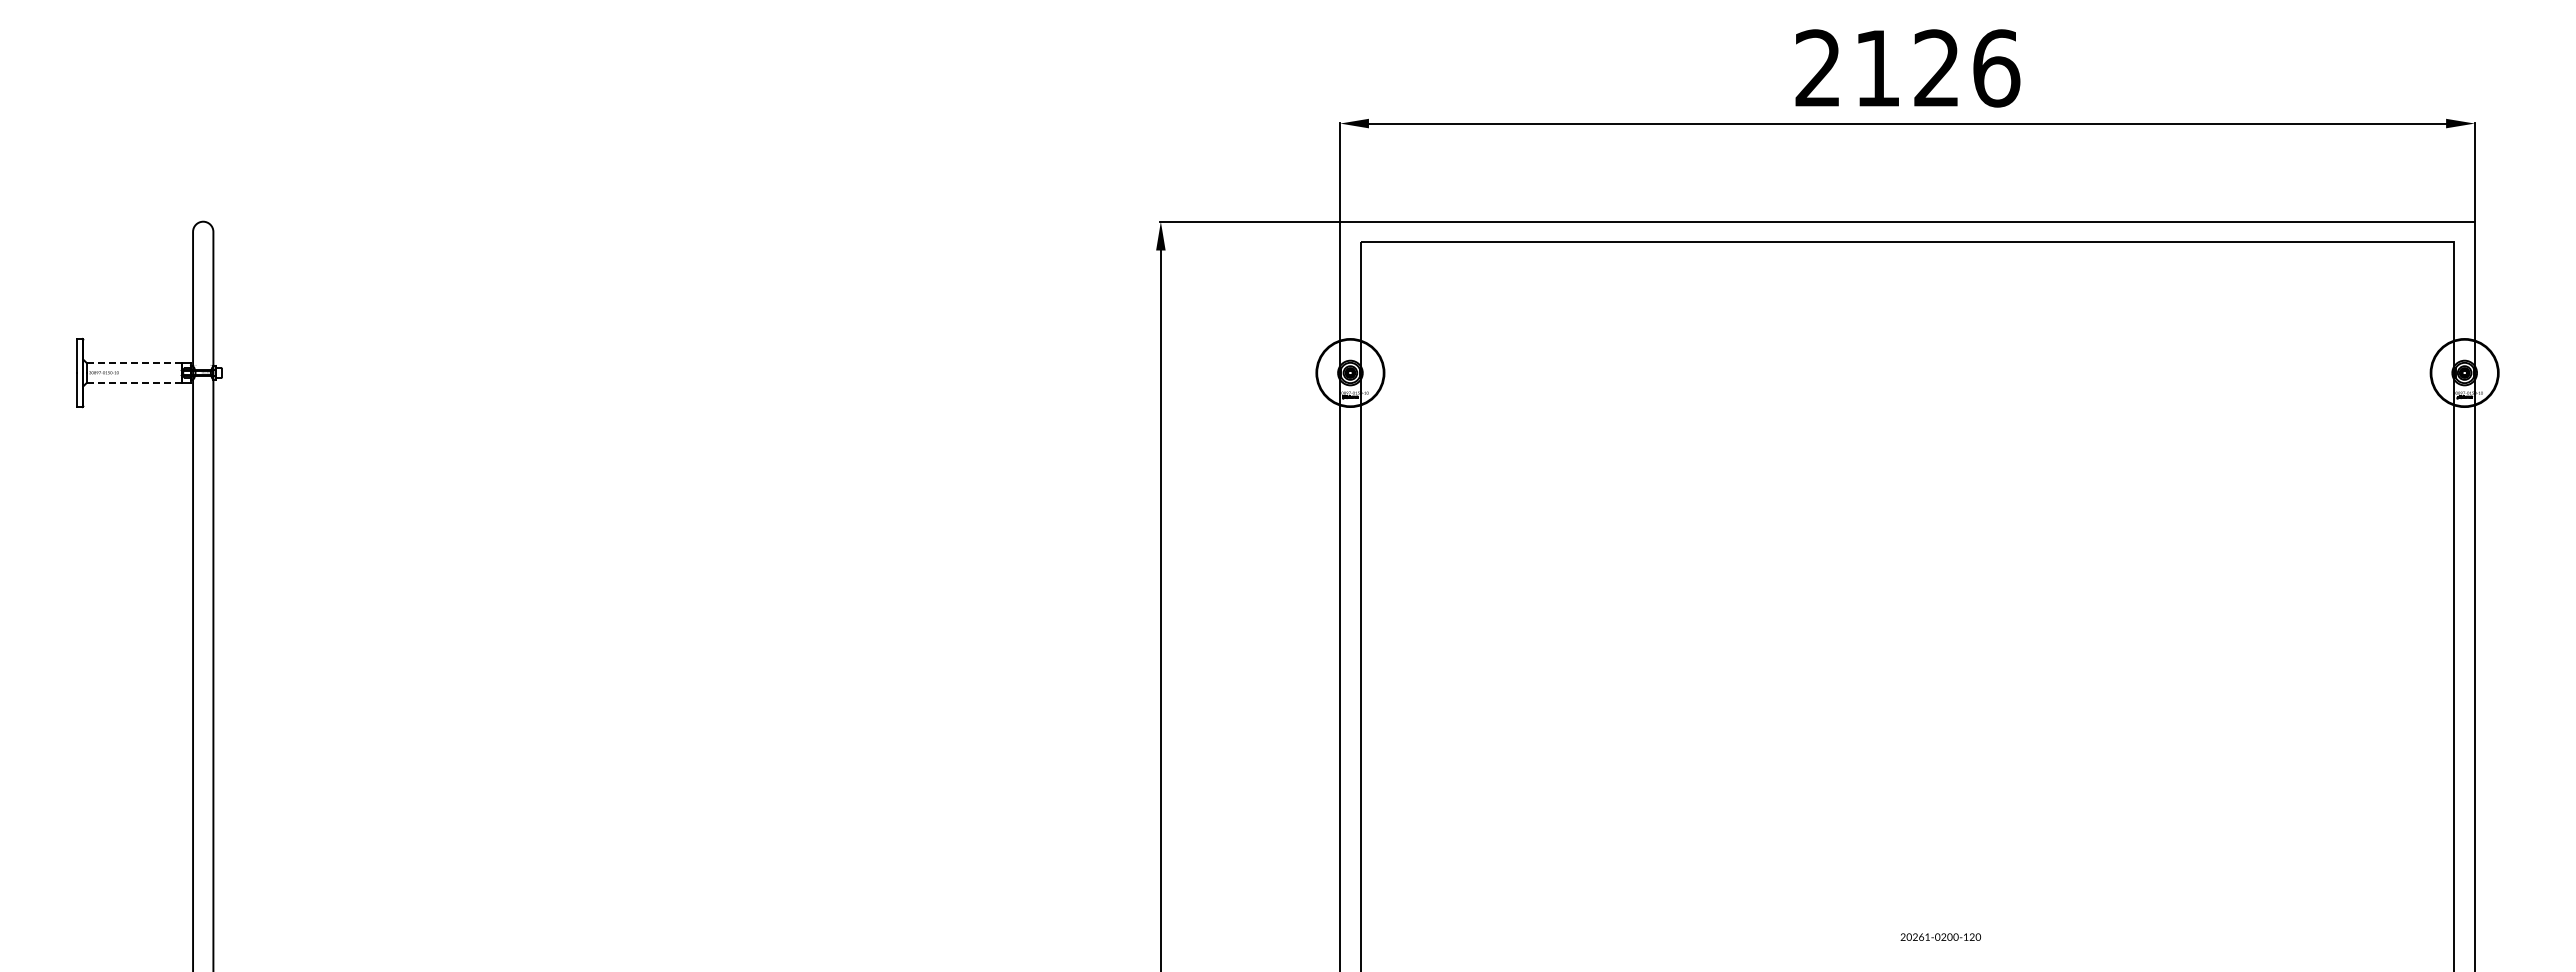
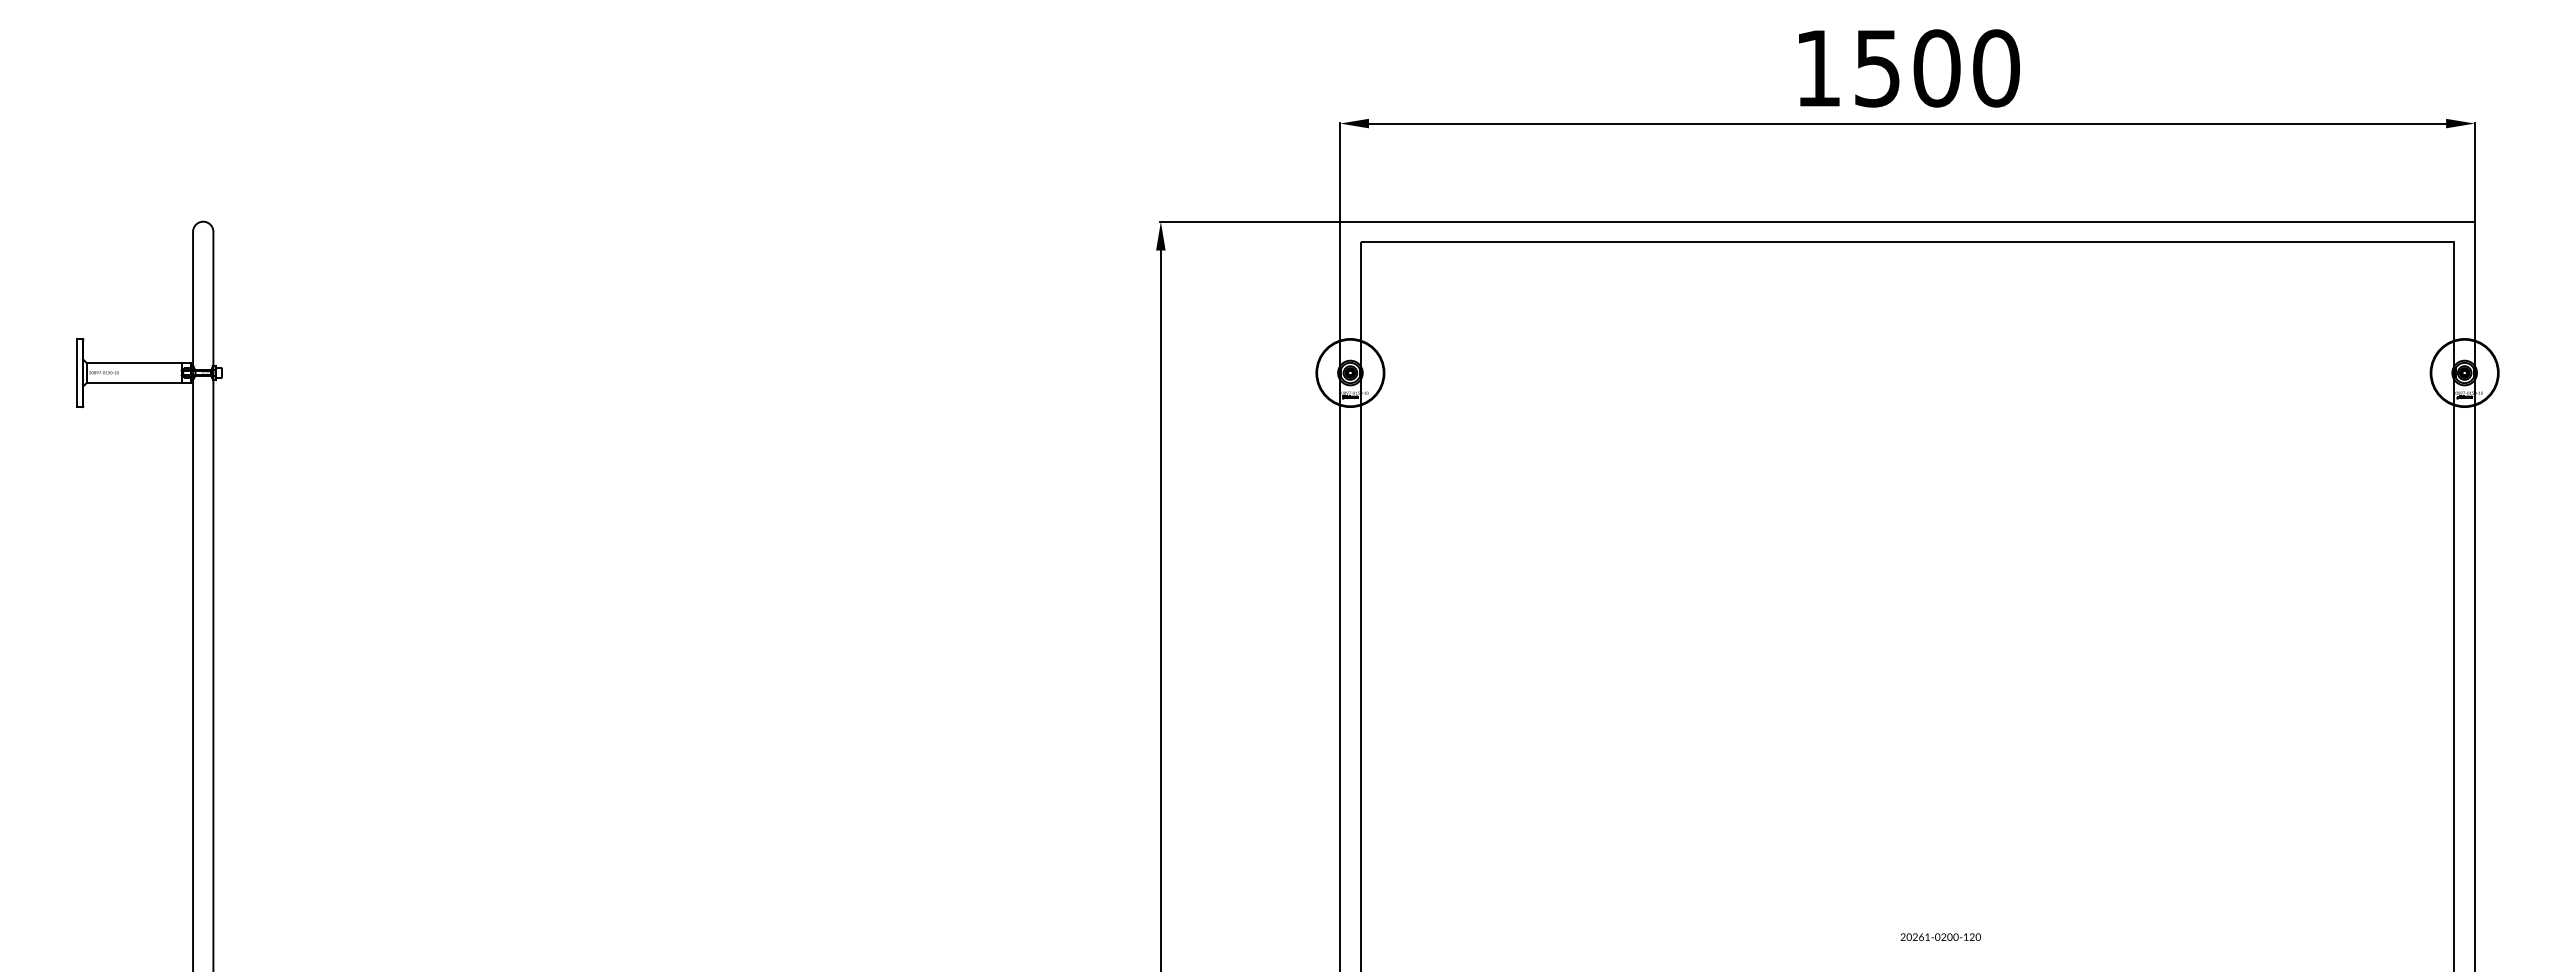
text: 2126 -> 1500 (1907, 68)
line: dashed -> solid (134, 362)
line: dashed -> solid (134, 383)
